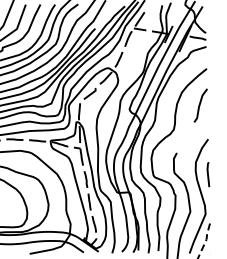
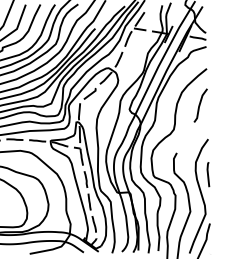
line: dashed -> solid (206, 240)
